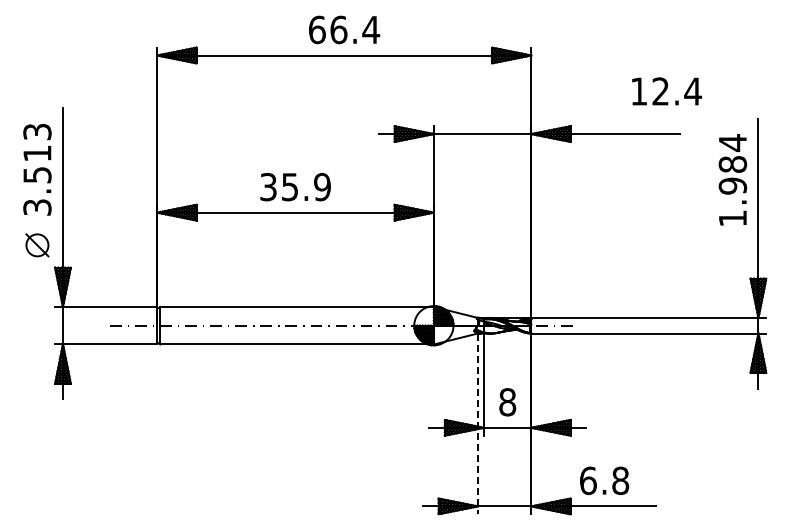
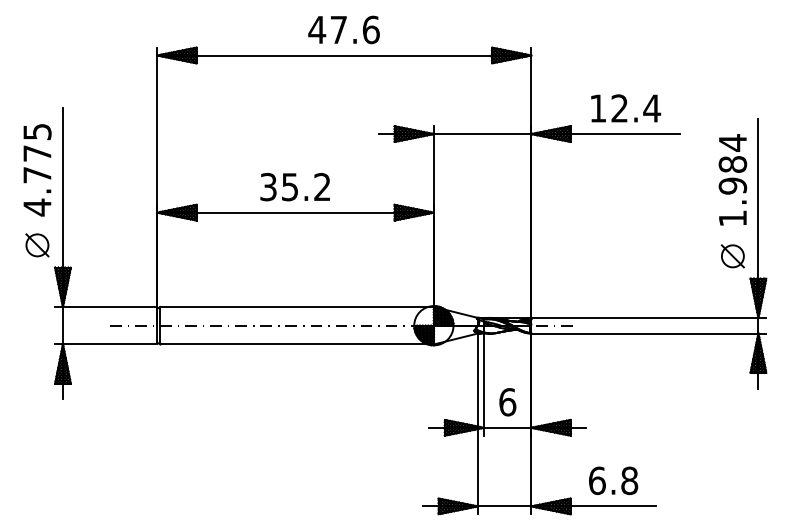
text: 66.4 -> 47.6 (344, 29)
text position: (667, 91) -> (626, 108) (626, 108)
text: 3.513 -> 4.775 (37, 170)
text: 35.9 -> 35.2 (322, 187)
part: none -> present (732, 256)
text: 8 -> 6 (507, 402)
line: dashed -> solid (477, 424)
text position: (604, 480) -> (613, 480) (613, 480)
